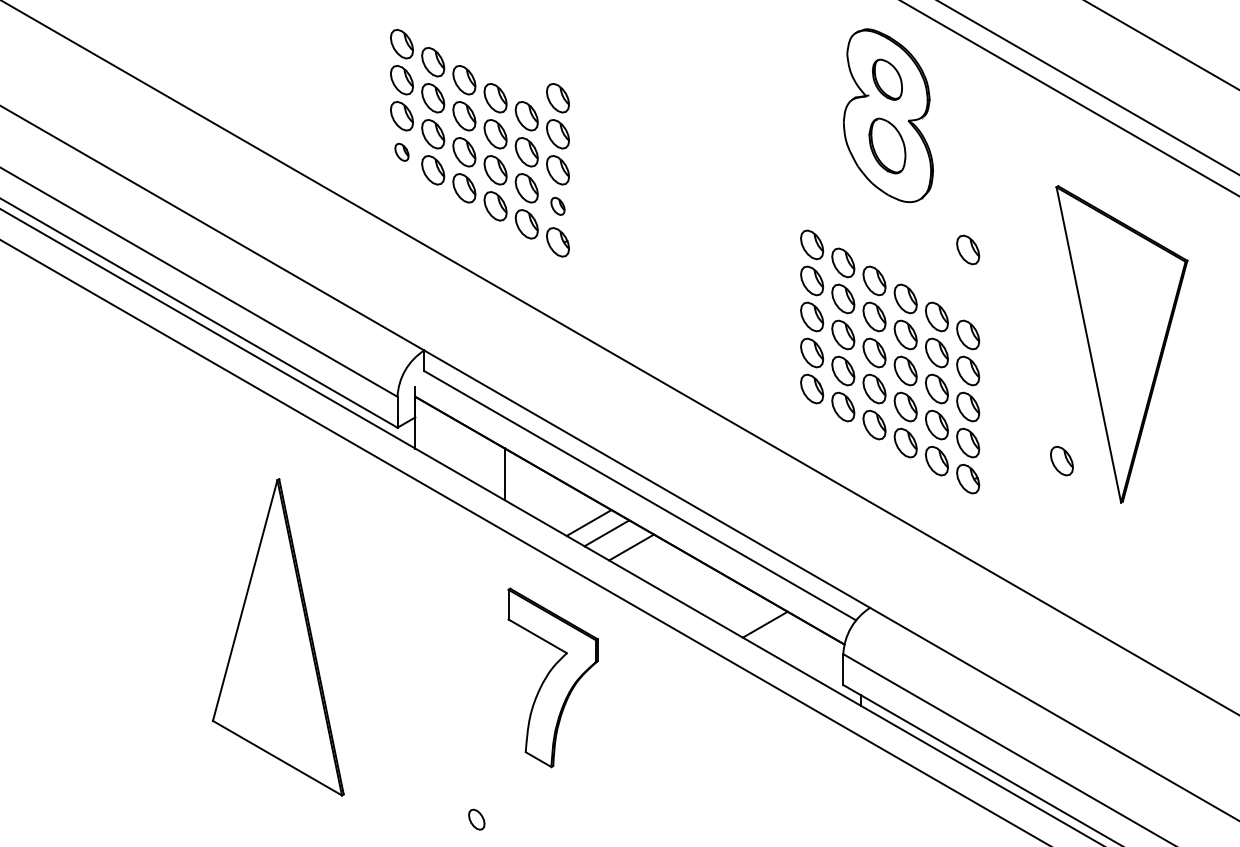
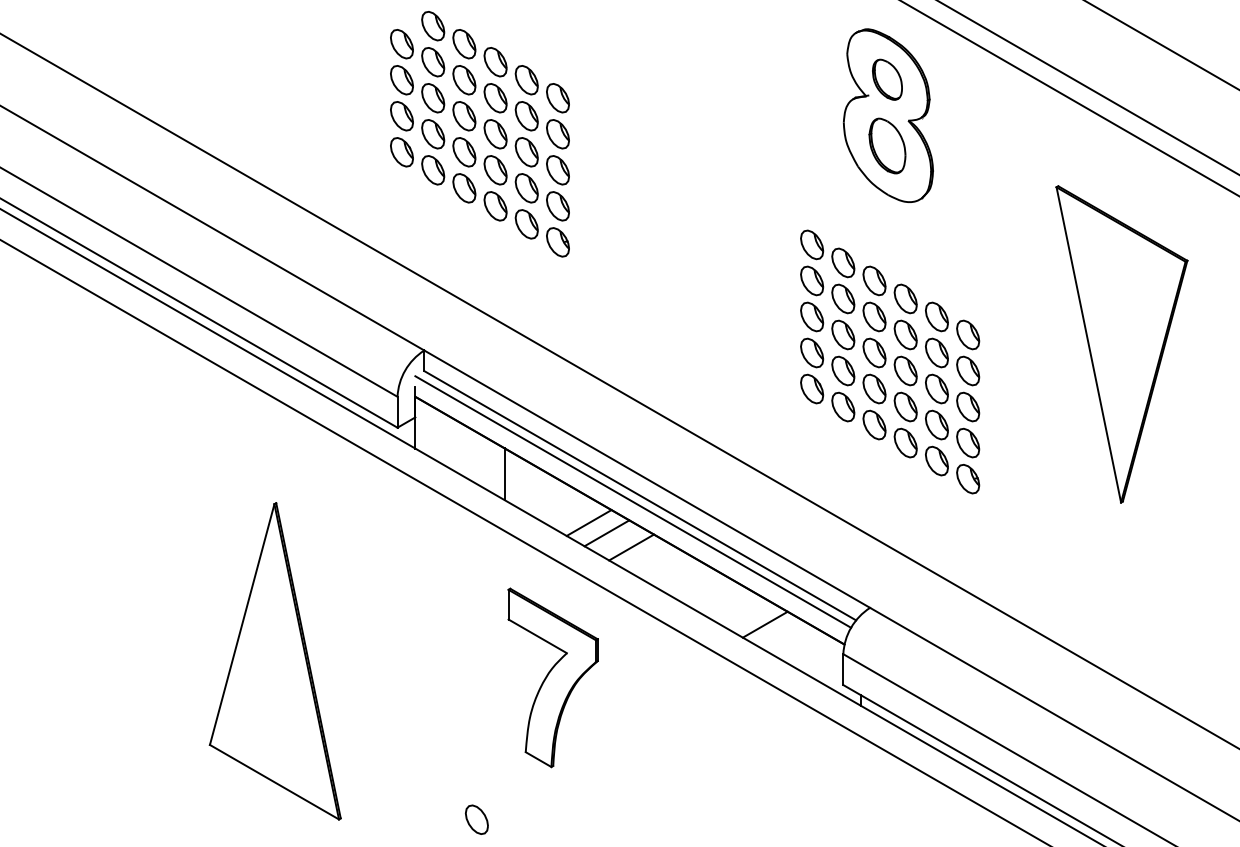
part: none -> present (479, 53)
part size: 16x20 px -> 24x31 px (401, 152)
part size: 16x20 px -> 24x31 px (557, 206)
part: present -> none (968, 249)
line position: (620, 357) -> (619, 390) (619, 390)
part: present -> none (1061, 460)
line: none -> present (633, 501)
part position: (277, 637) -> (274, 661) (274, 661)
part size: 18x23 px -> 25x31 px (476, 819)
